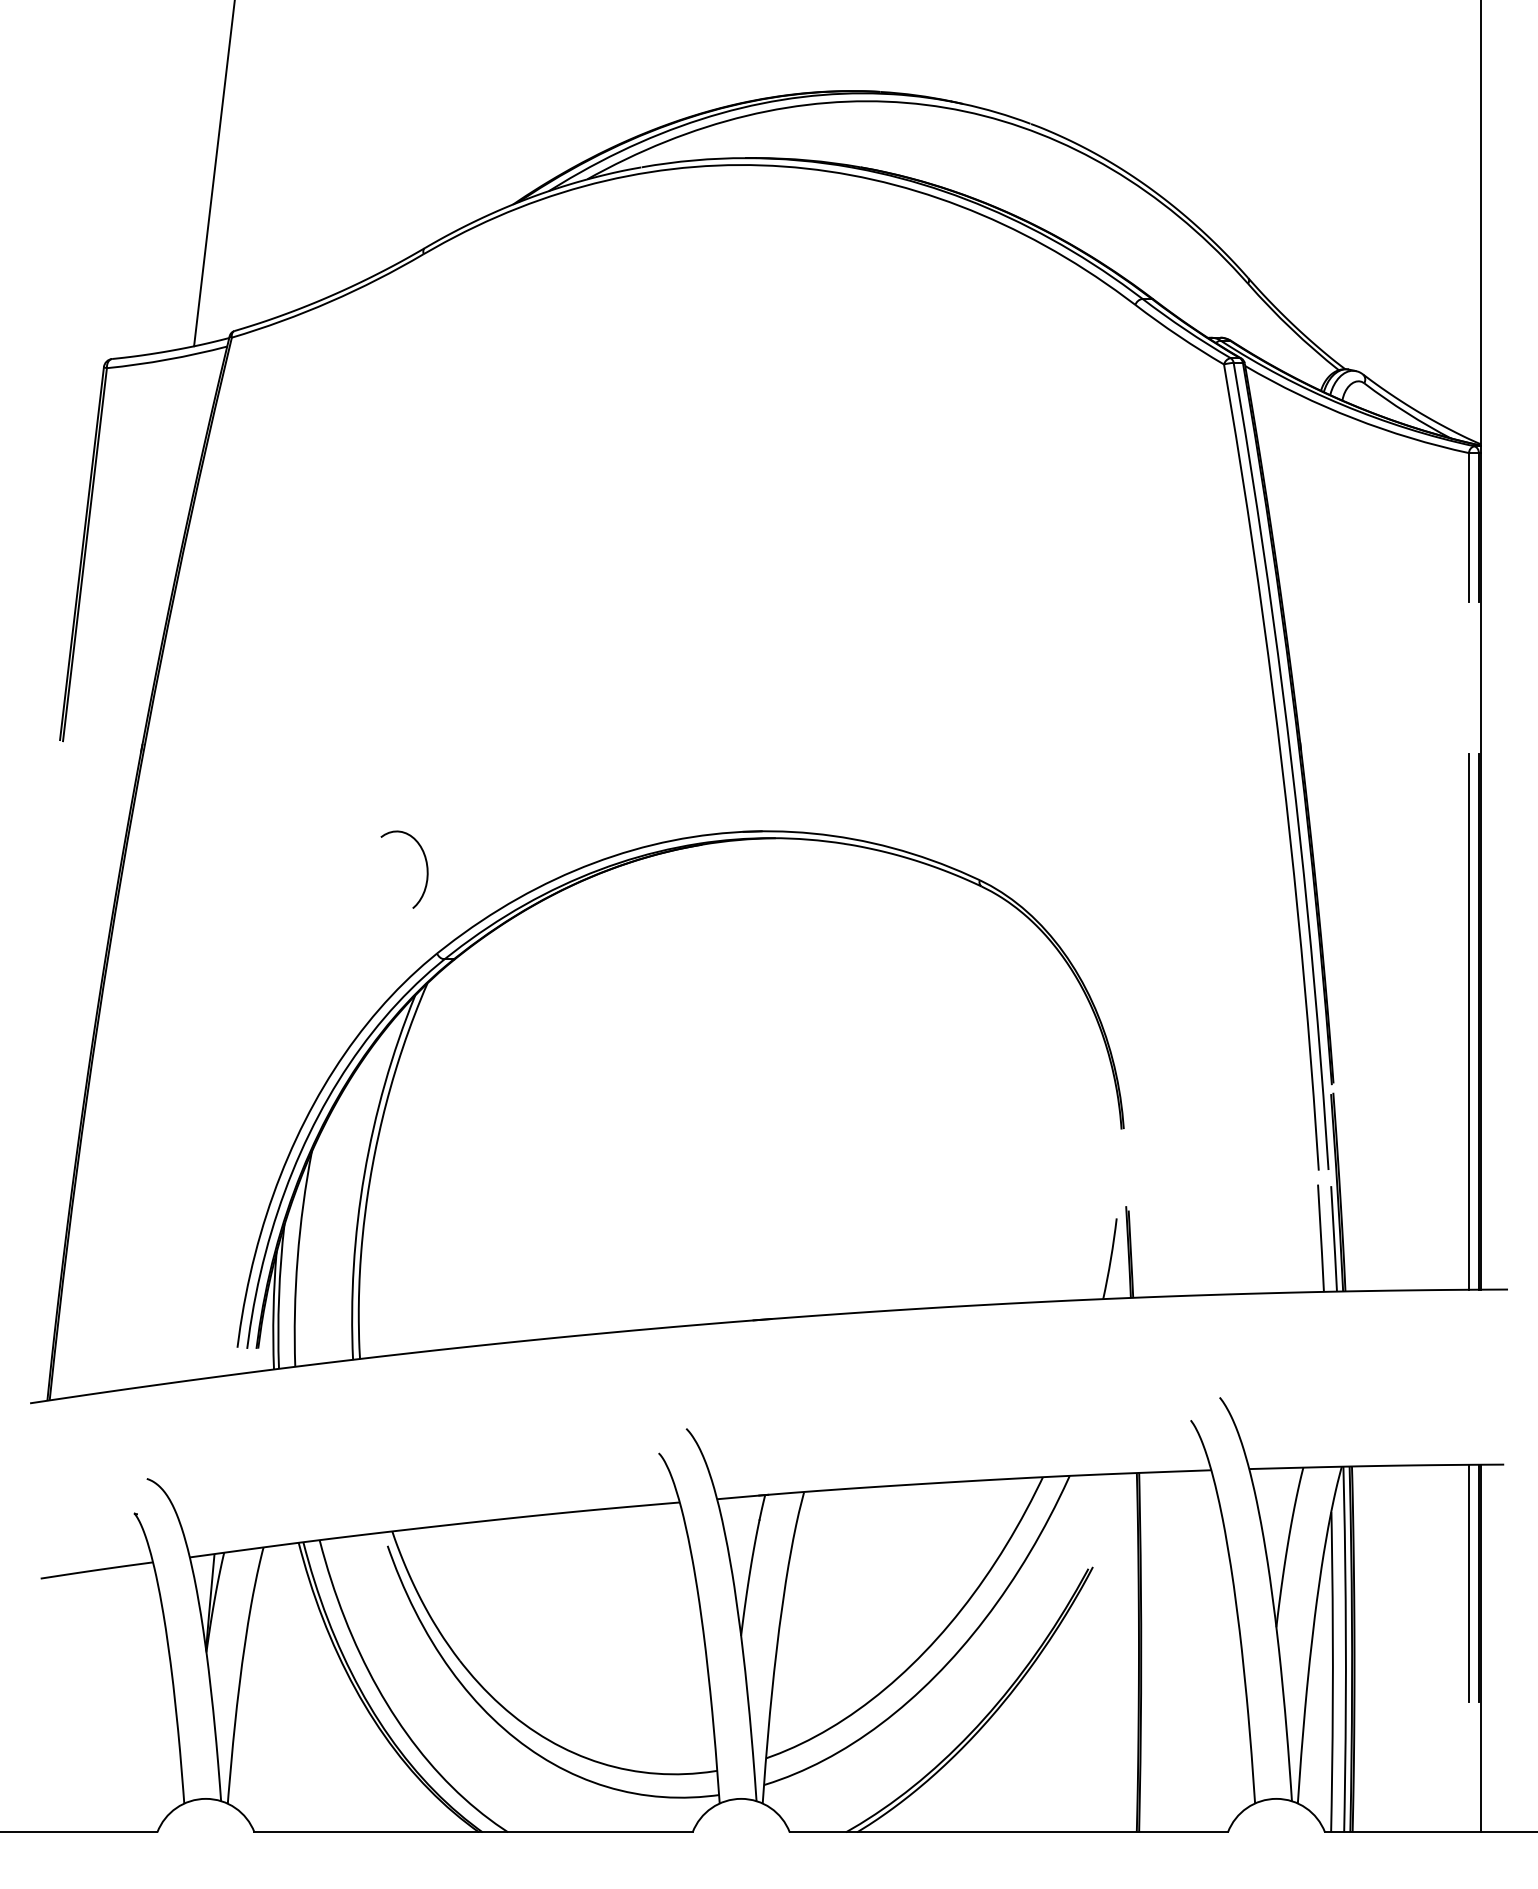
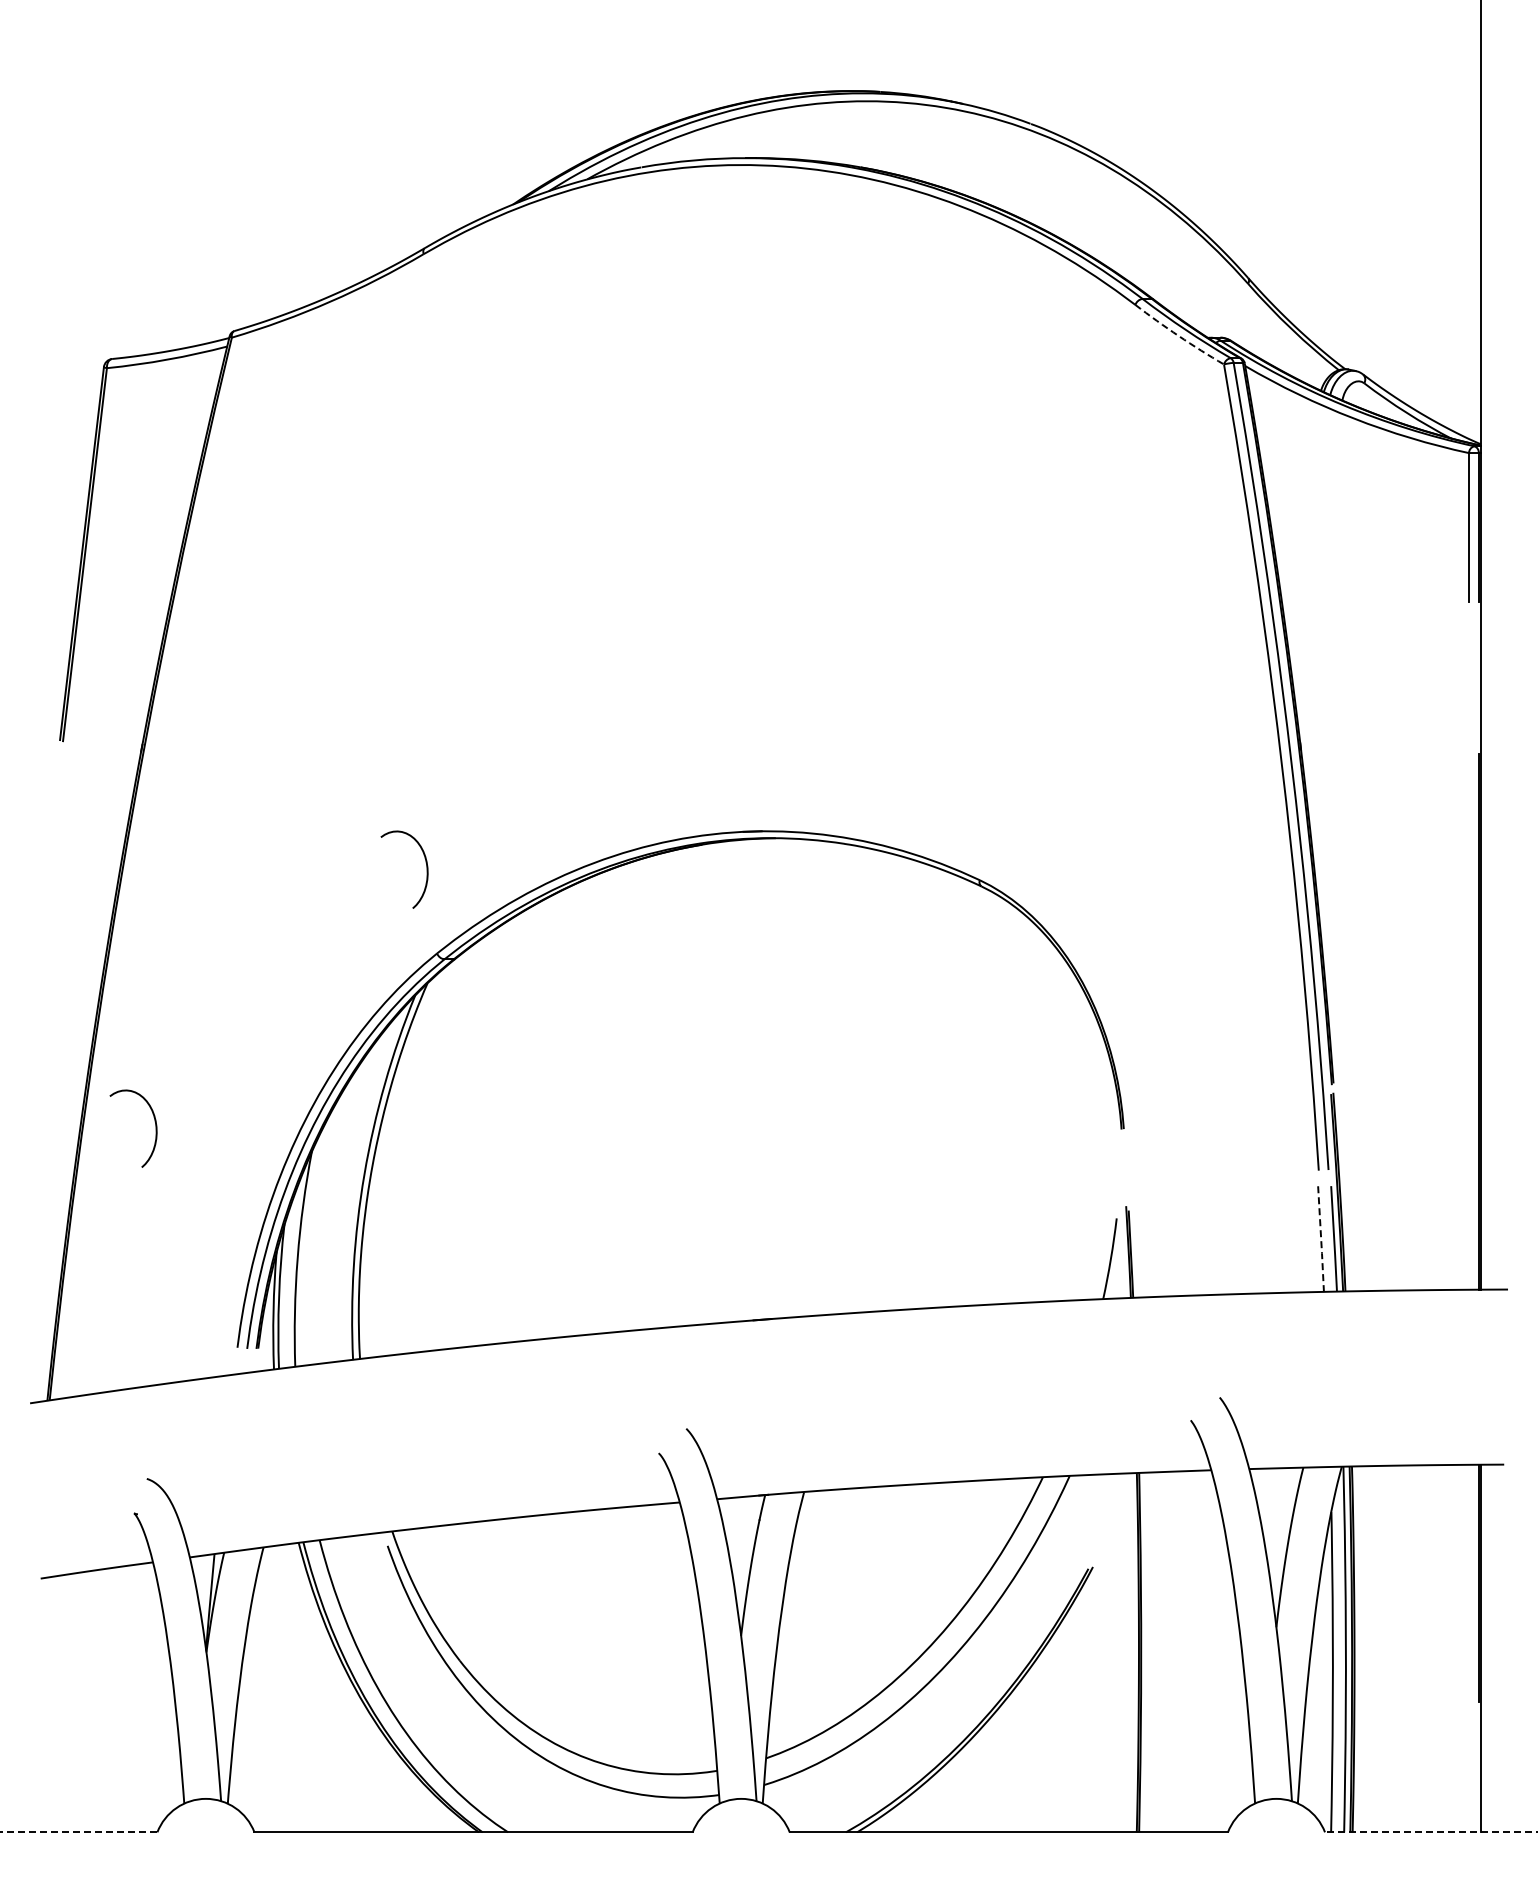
line: present -> none (214, 174)
arc: solid -> dashed (1178, 336)
line: present -> none (1469, 1022)
curve: none -> present (155, 1128)
line: solid -> dashed (1321, 1238)
line: present -> none (1469, 1583)
line: solid -> dashed (78, 1832)
line: solid -> dashed (1430, 1832)
